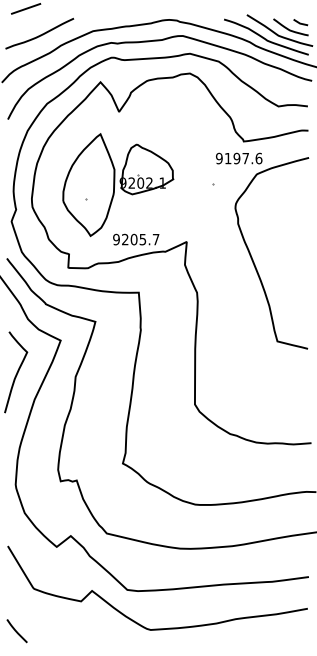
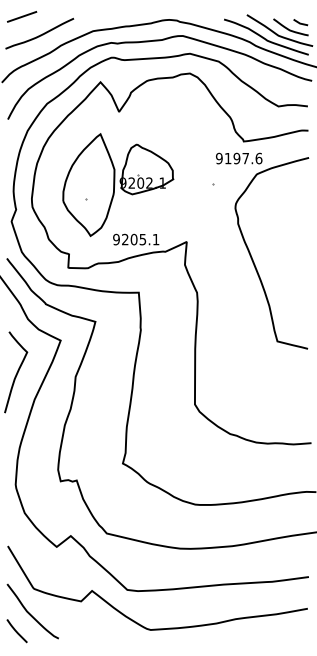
line position: (26, 8) -> (22, 16) (22, 16)
text: 9205.7 -> 9205.1 (155, 239)
curve: none -> present (30, 613)
